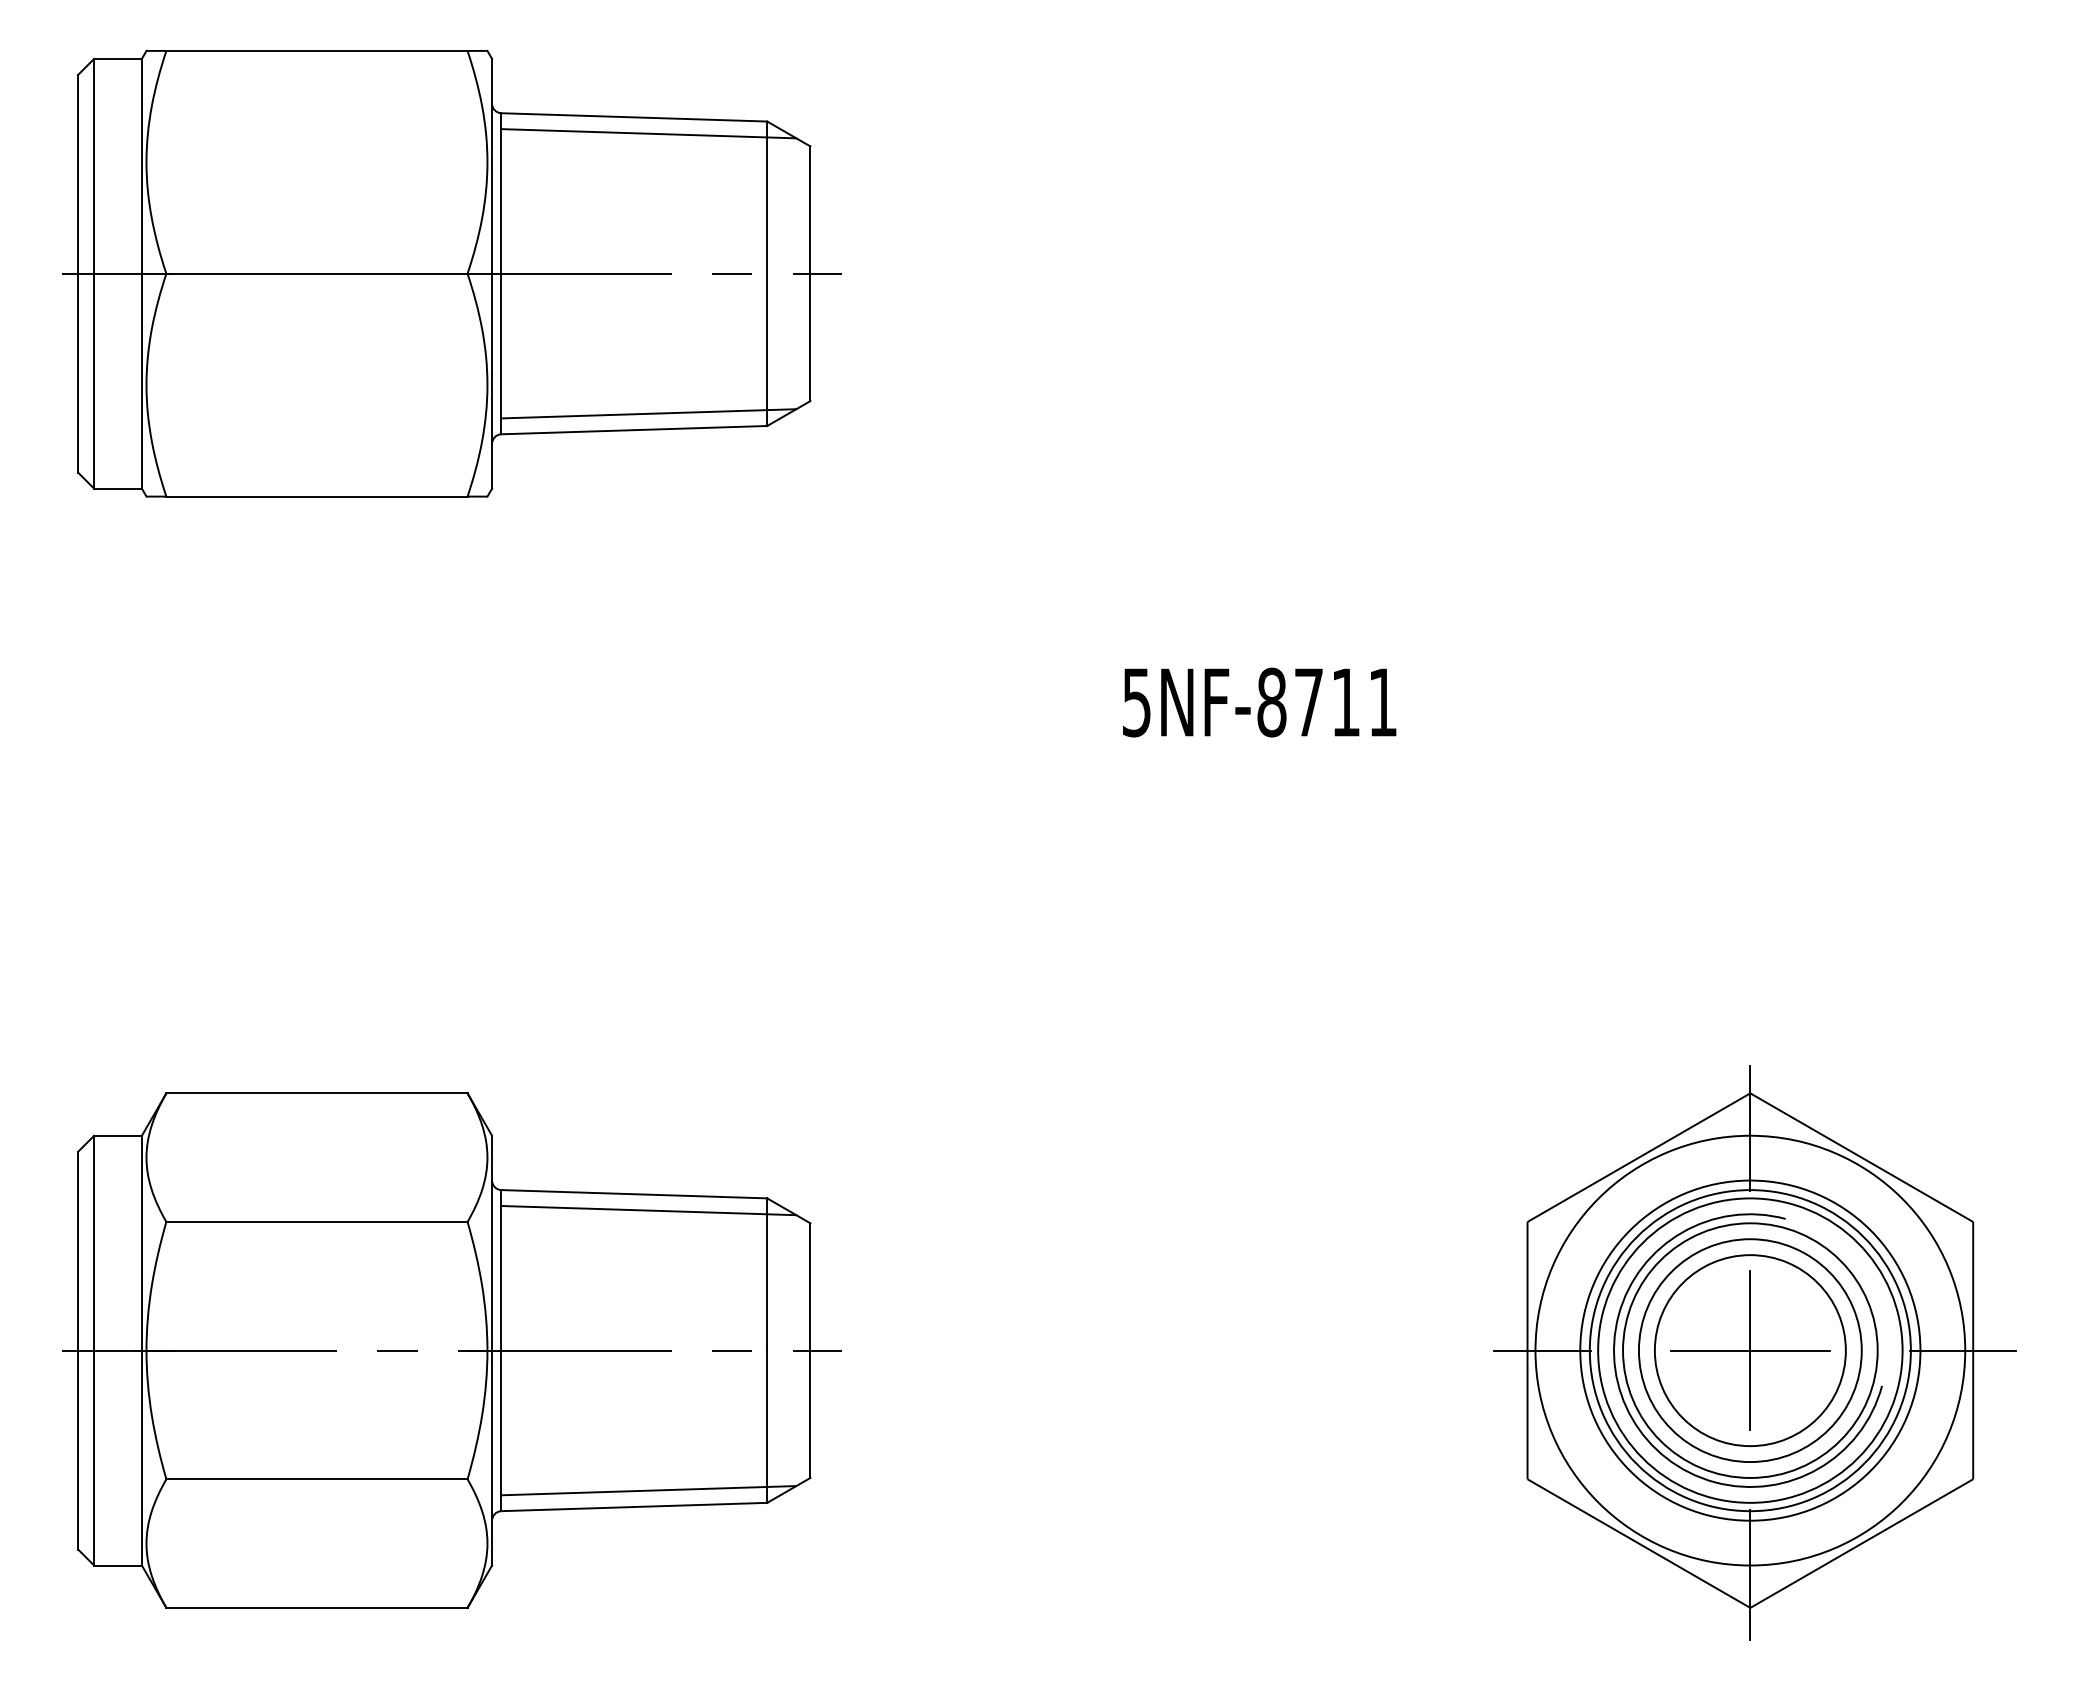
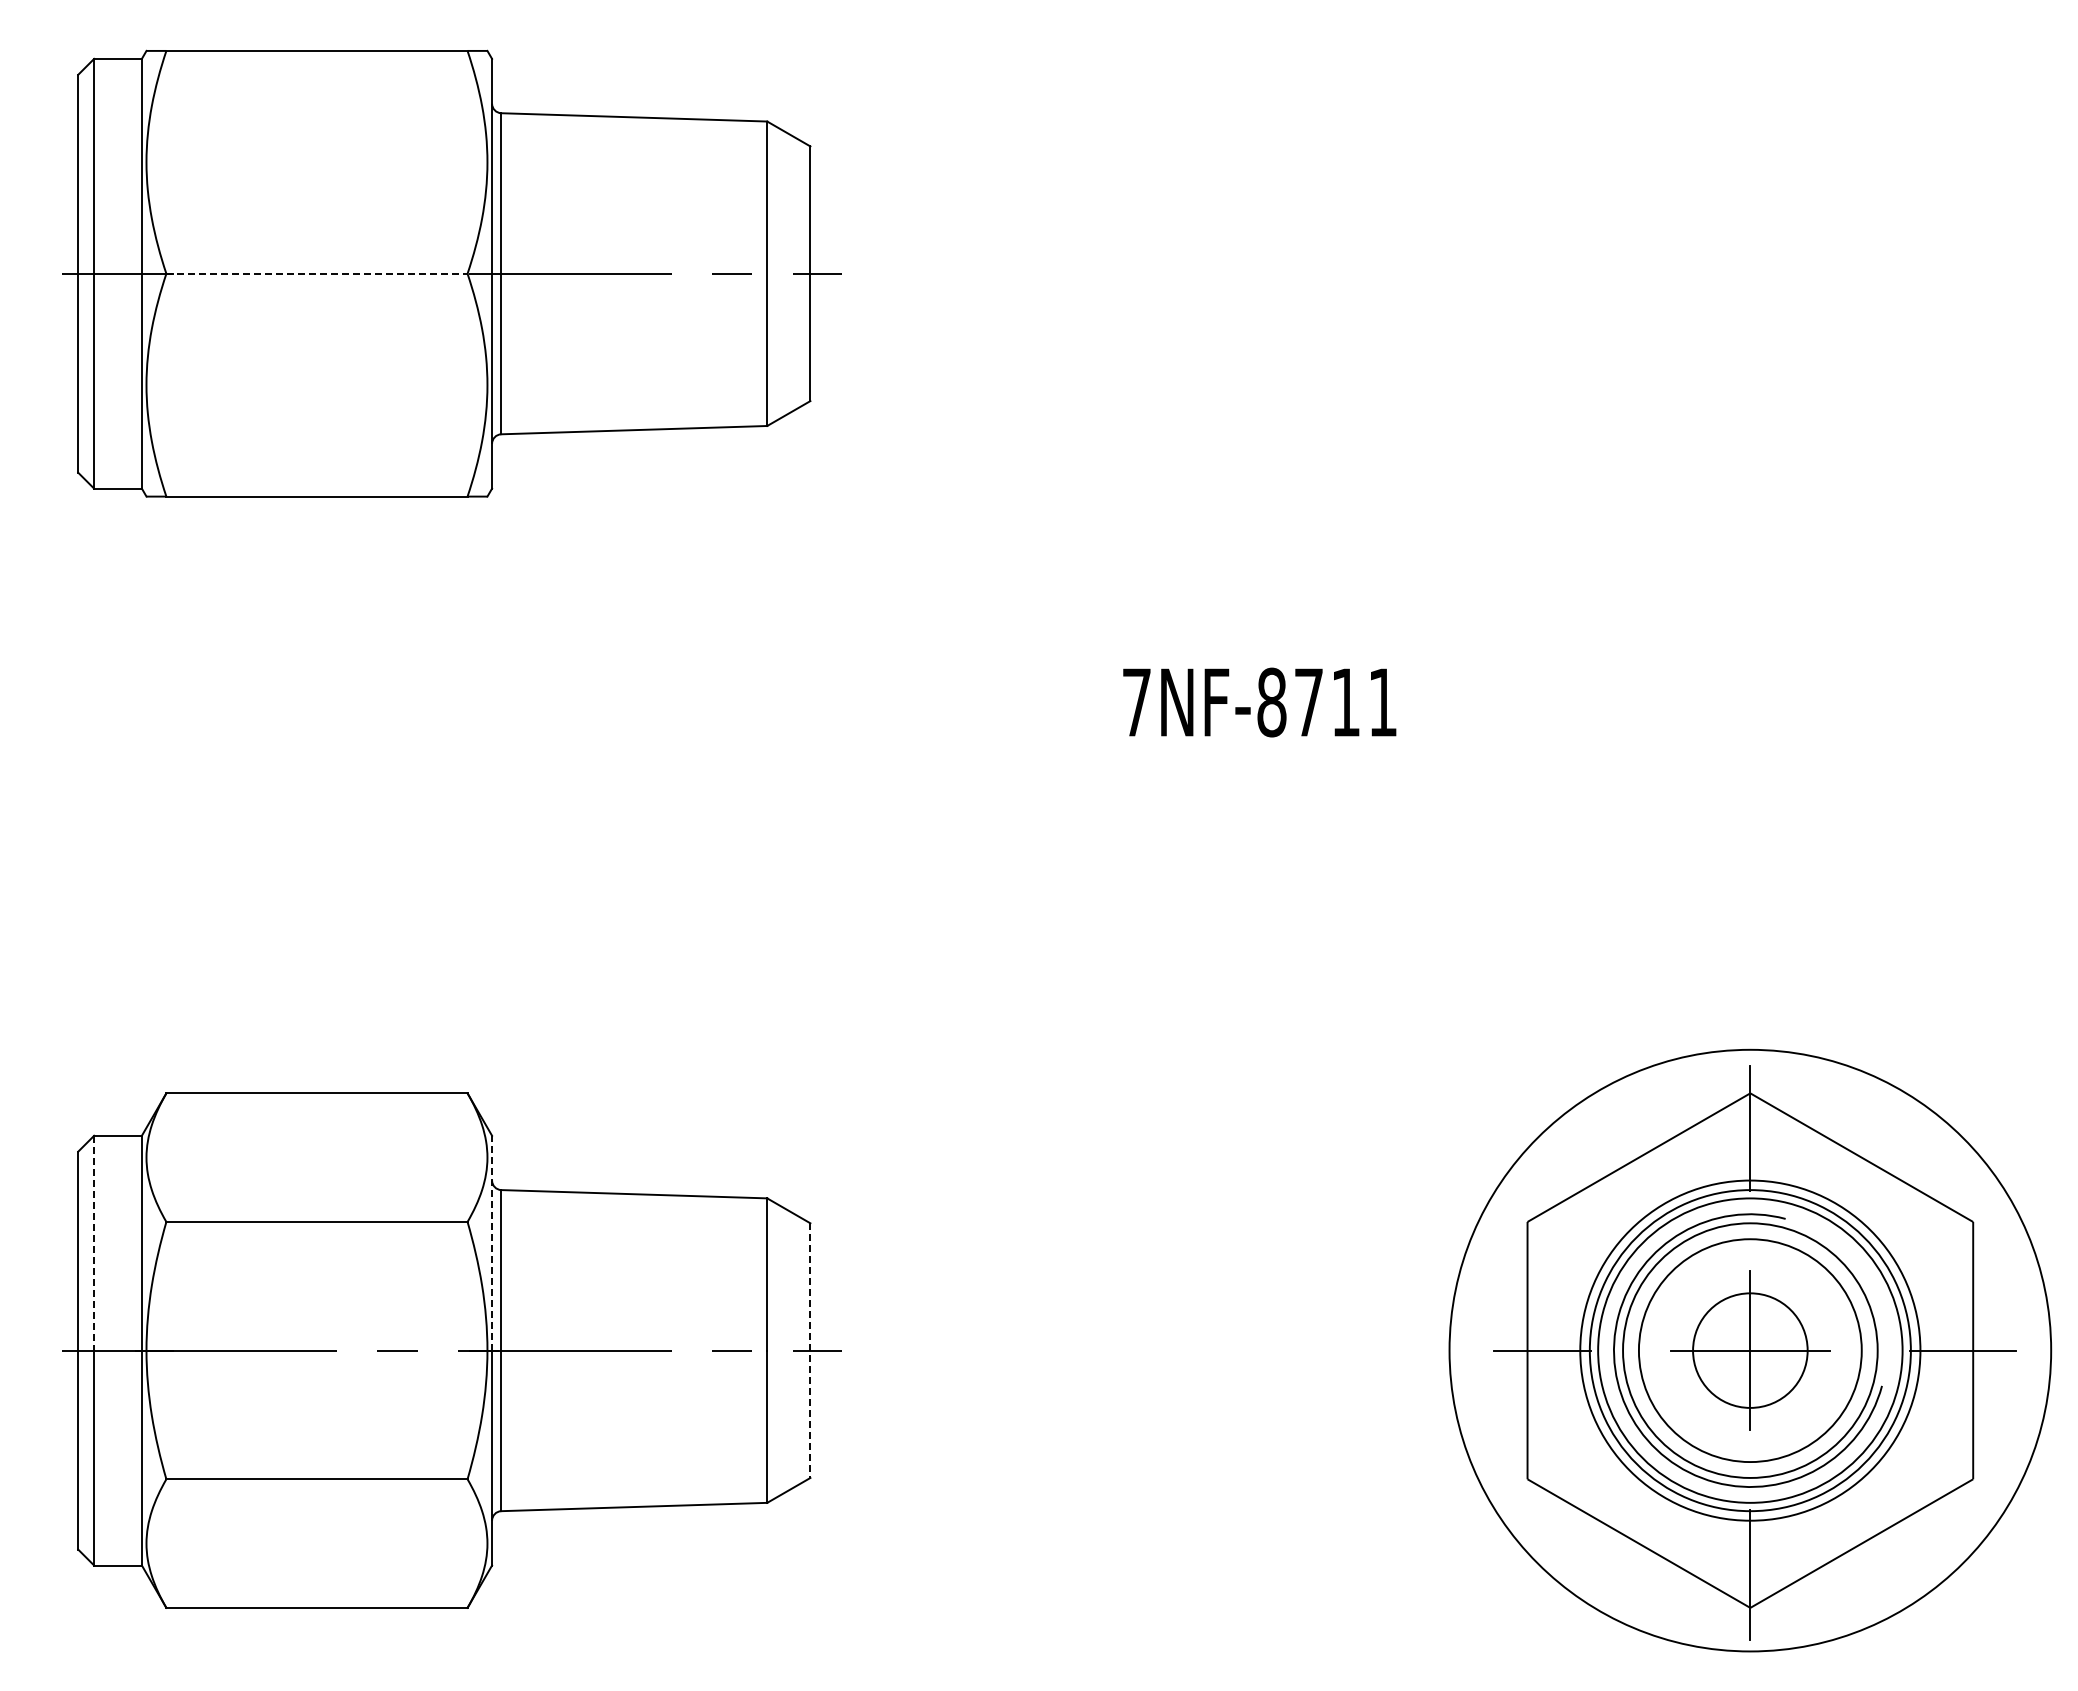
line: present -> none (648, 133)
line: solid -> dashed (316, 273)
line: present -> none (648, 413)
text: 5NF-8711 -> 7NF-8711 (1136, 702)
line: present -> none (648, 1210)
line: solid -> dashed (492, 1242)
line: solid -> dashed (94, 1243)
circle diameter: 191 px -> 115 px (1750, 1350)
circle diameter: 430 px -> 602 px (1750, 1350)
line: solid -> dashed (810, 1351)
line: present -> none (648, 1490)
